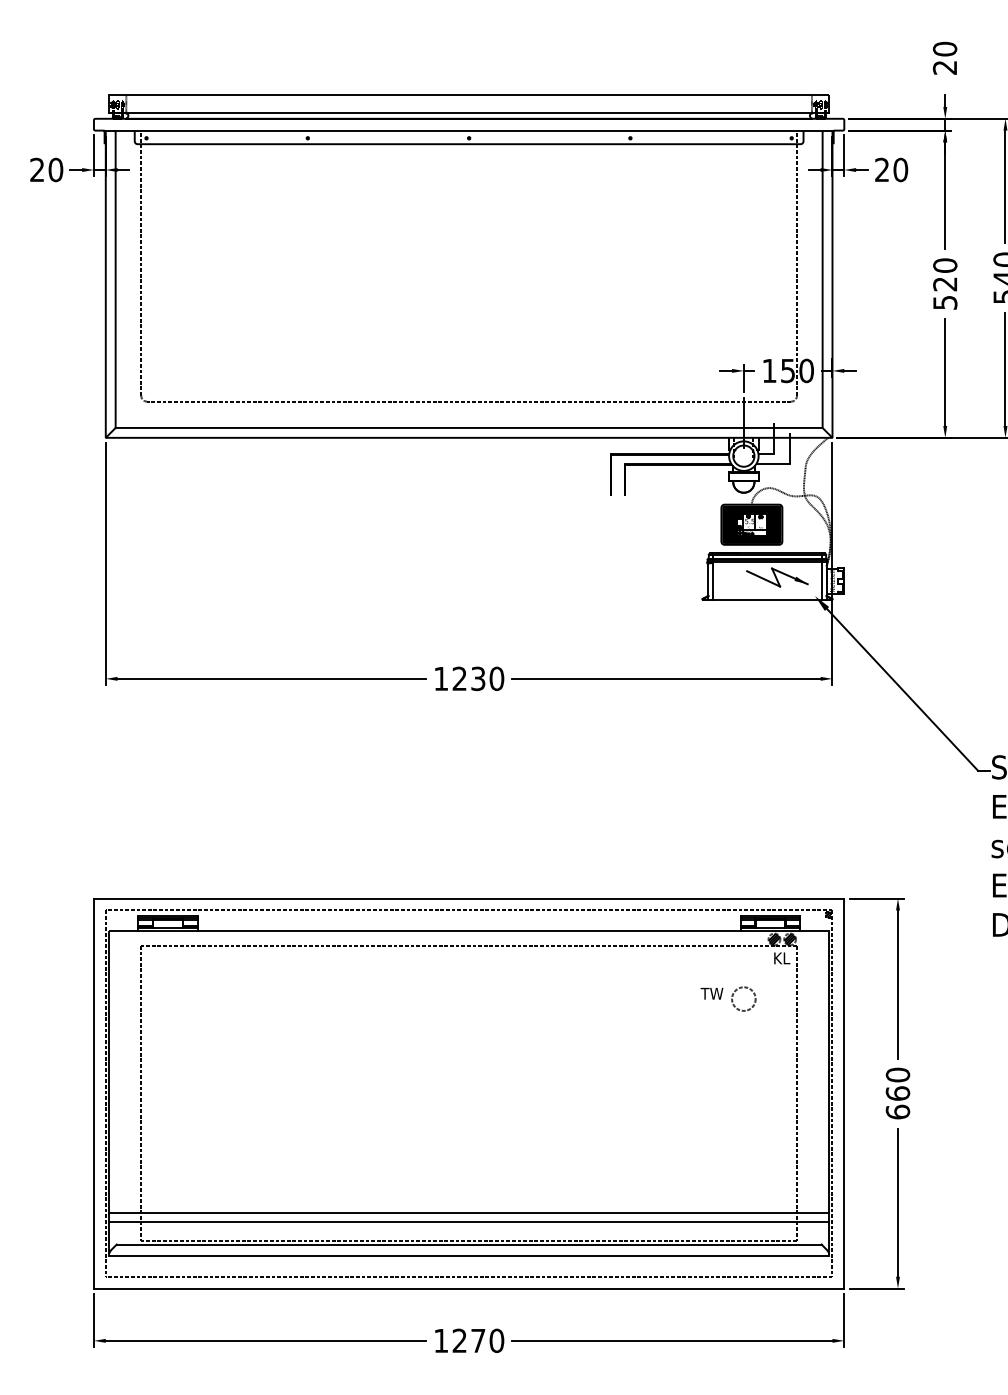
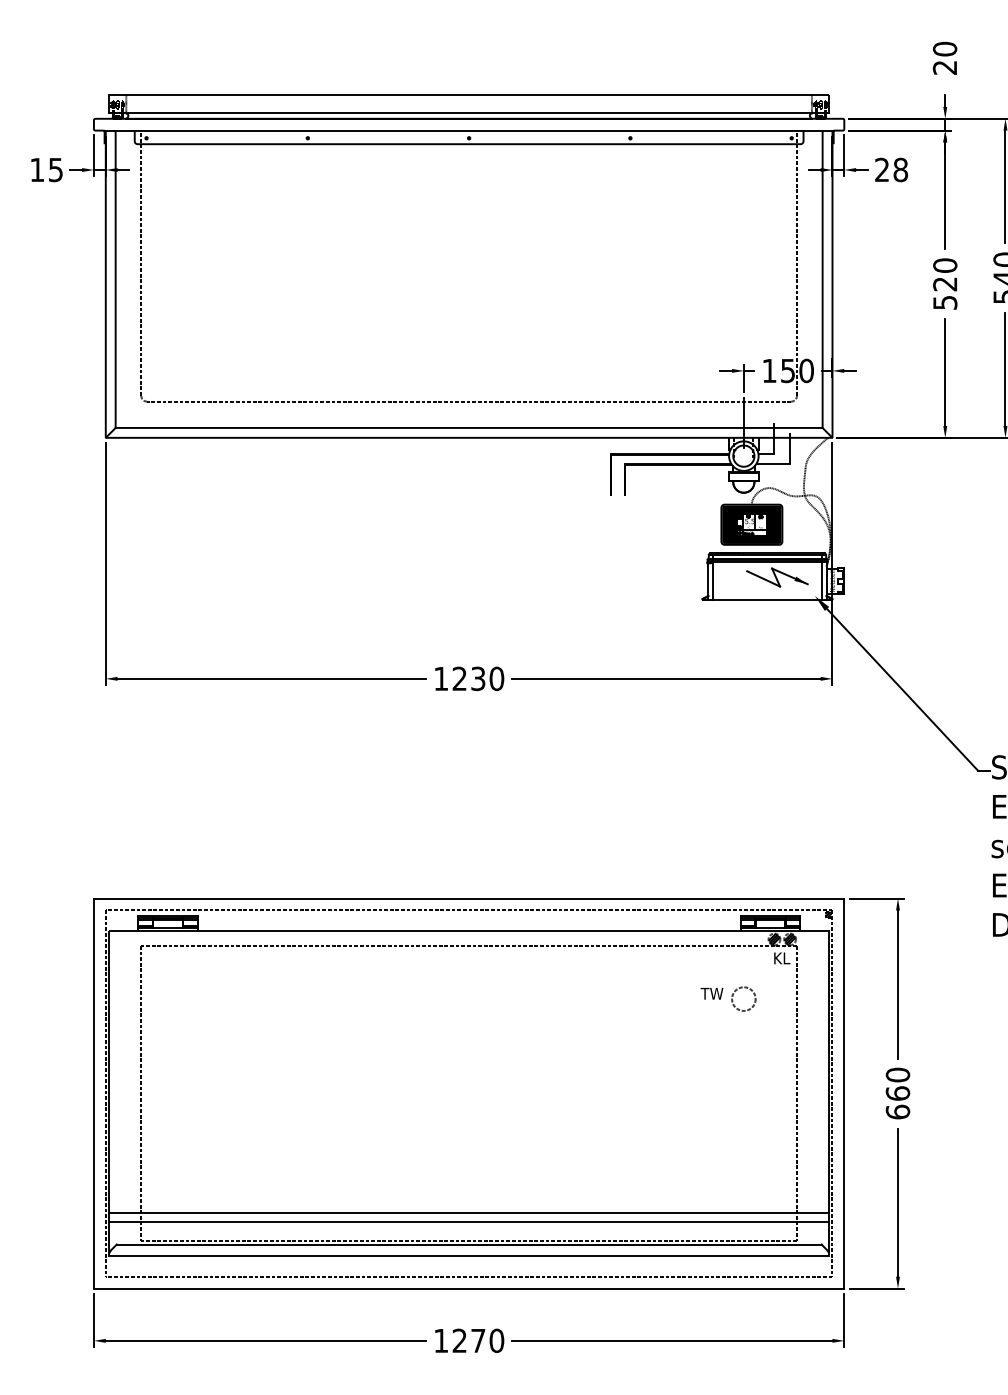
text: 20 -> 15 (46, 169)
text: 20 -> 28 (900, 169)
